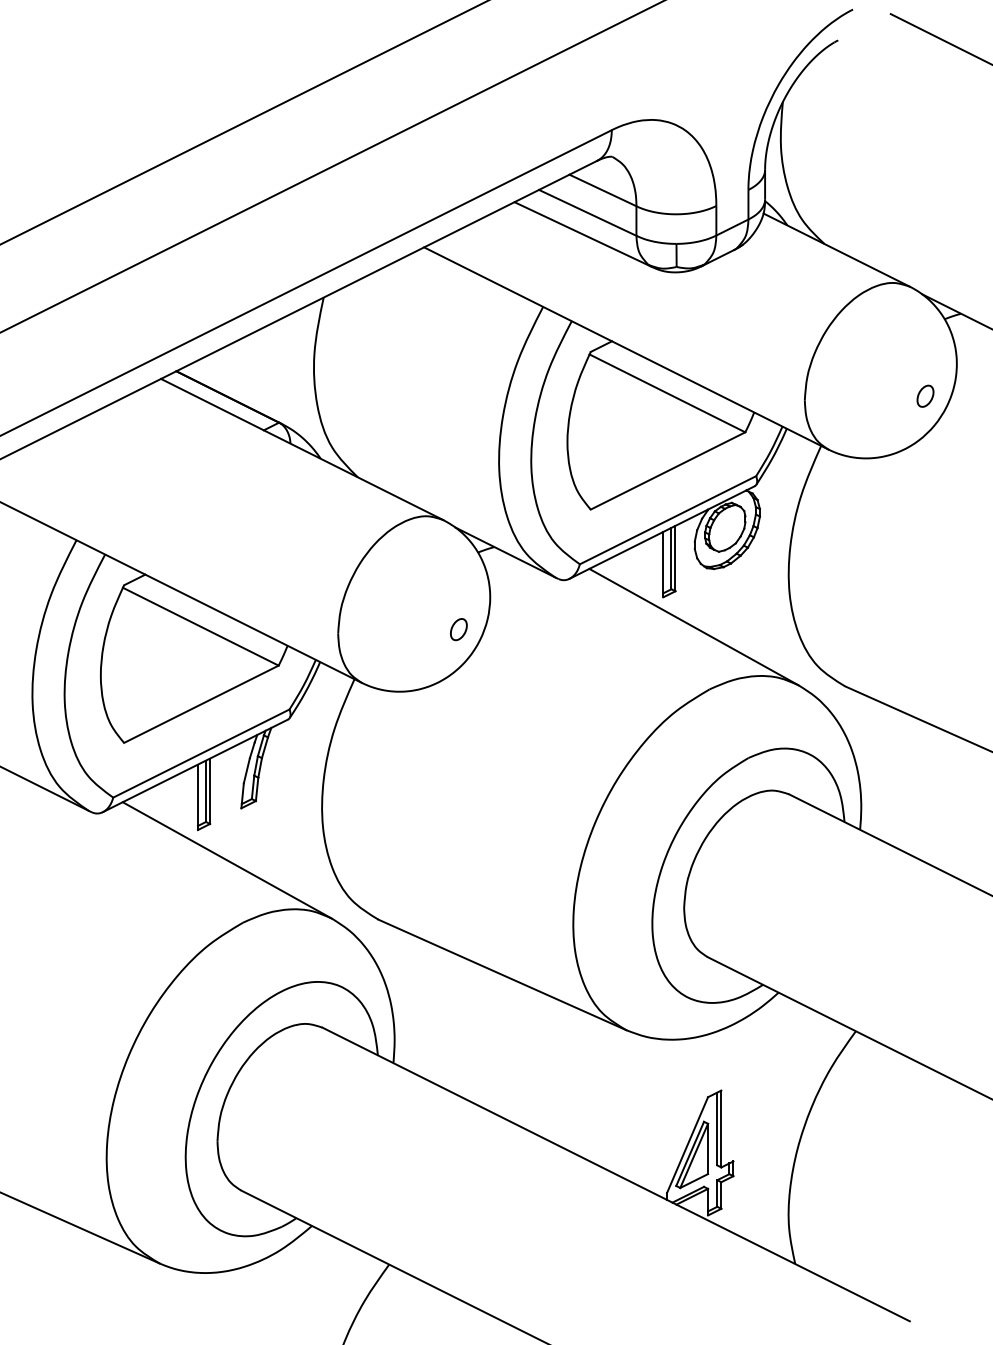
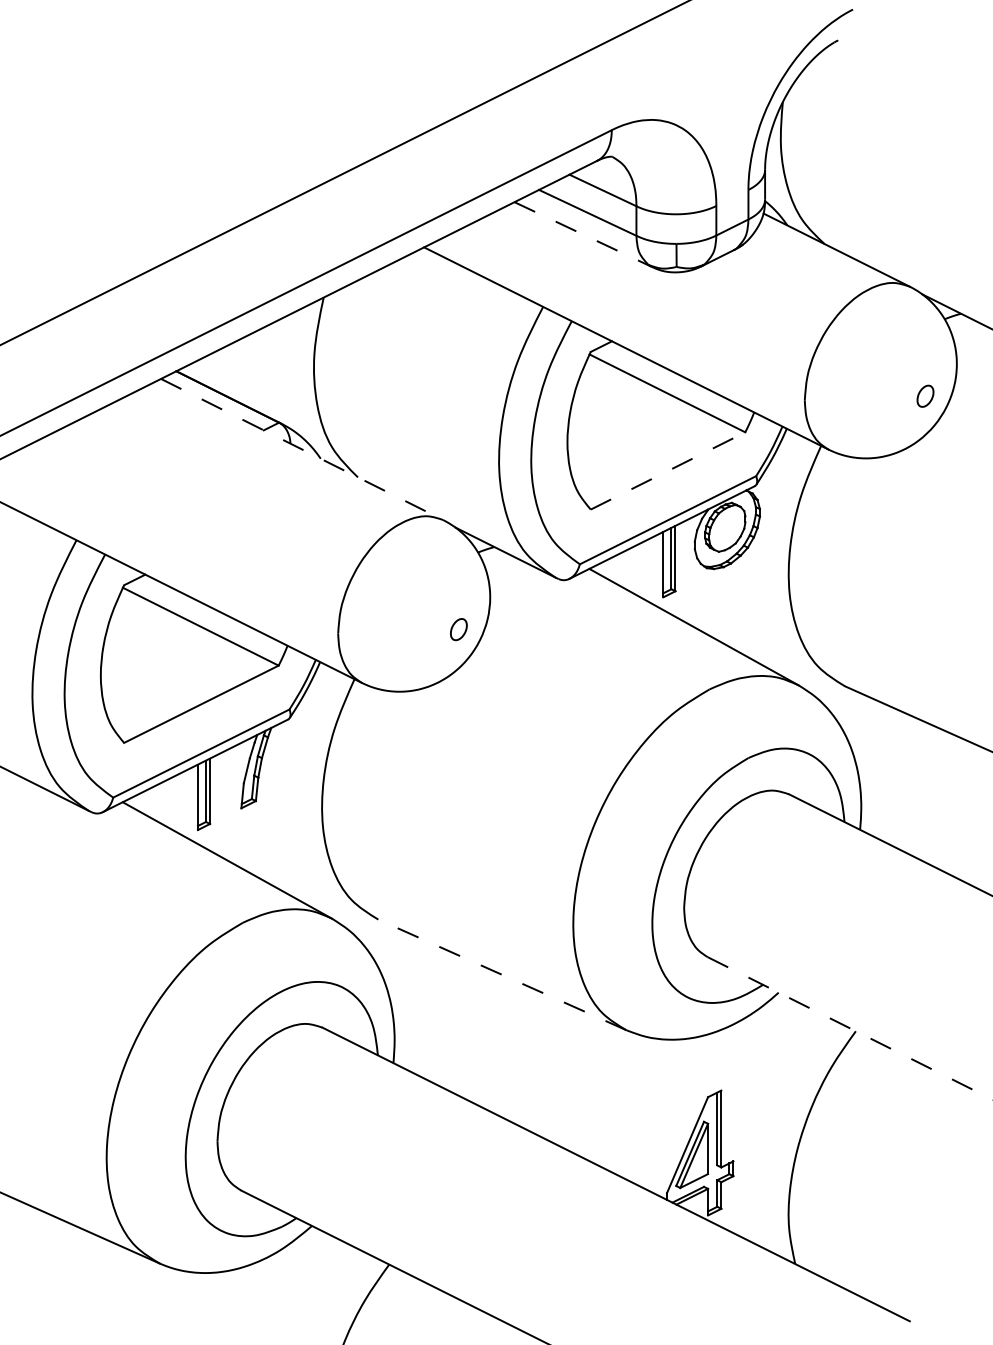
line: present -> none (939, 38)
line: present -> none (243, 122)
line position: (331, 166) -> (344, 173) (344, 173)
line: solid -> dashed (583, 234)
line: solid -> dashed (302, 449)
line: solid -> dashed (668, 470)
line: solid -> dashed (502, 974)
line: solid -> dashed (850, 1028)
